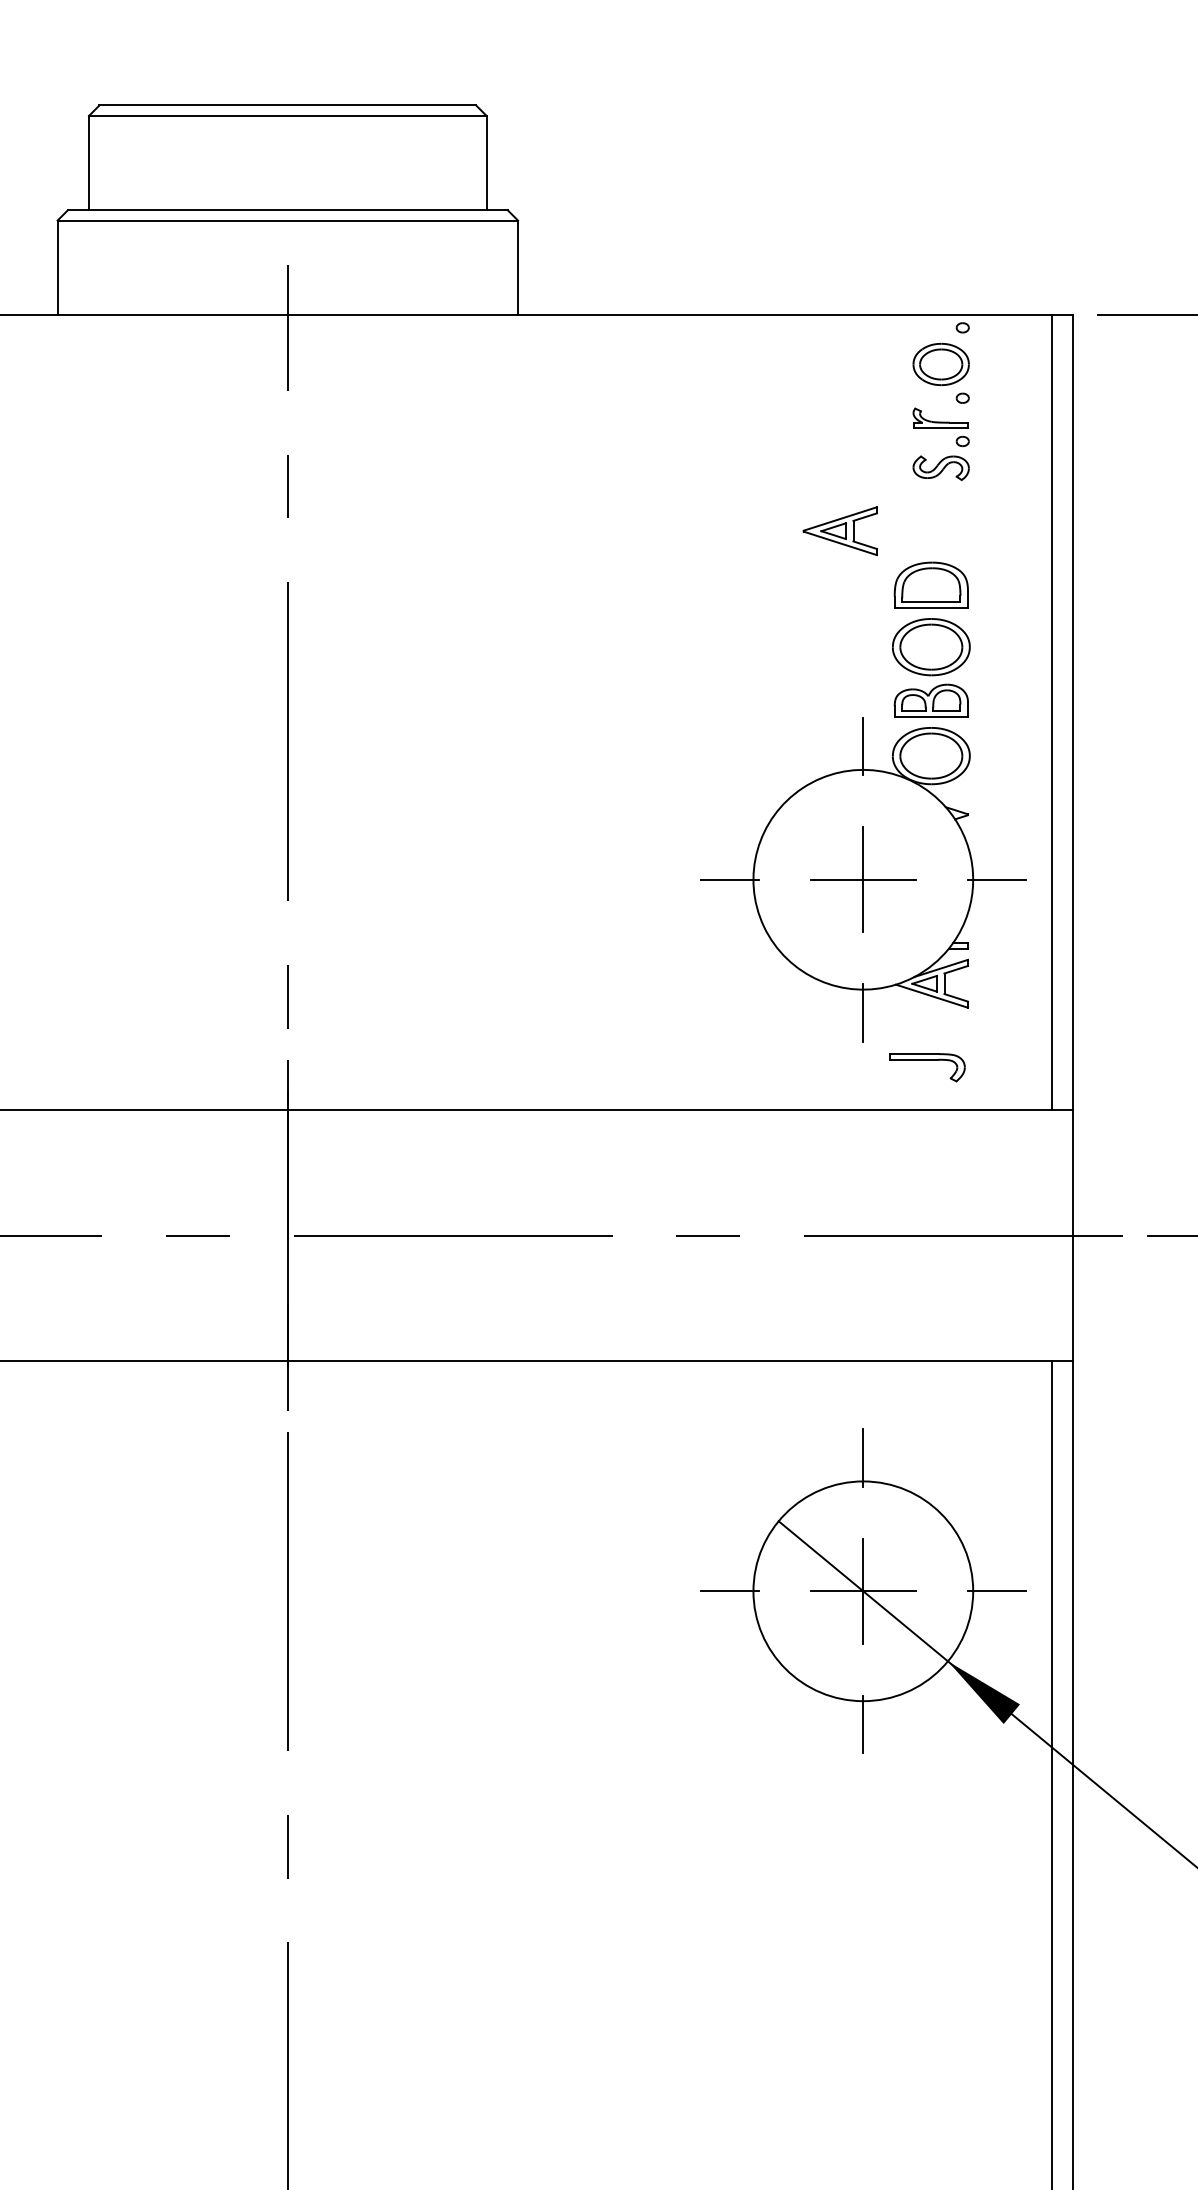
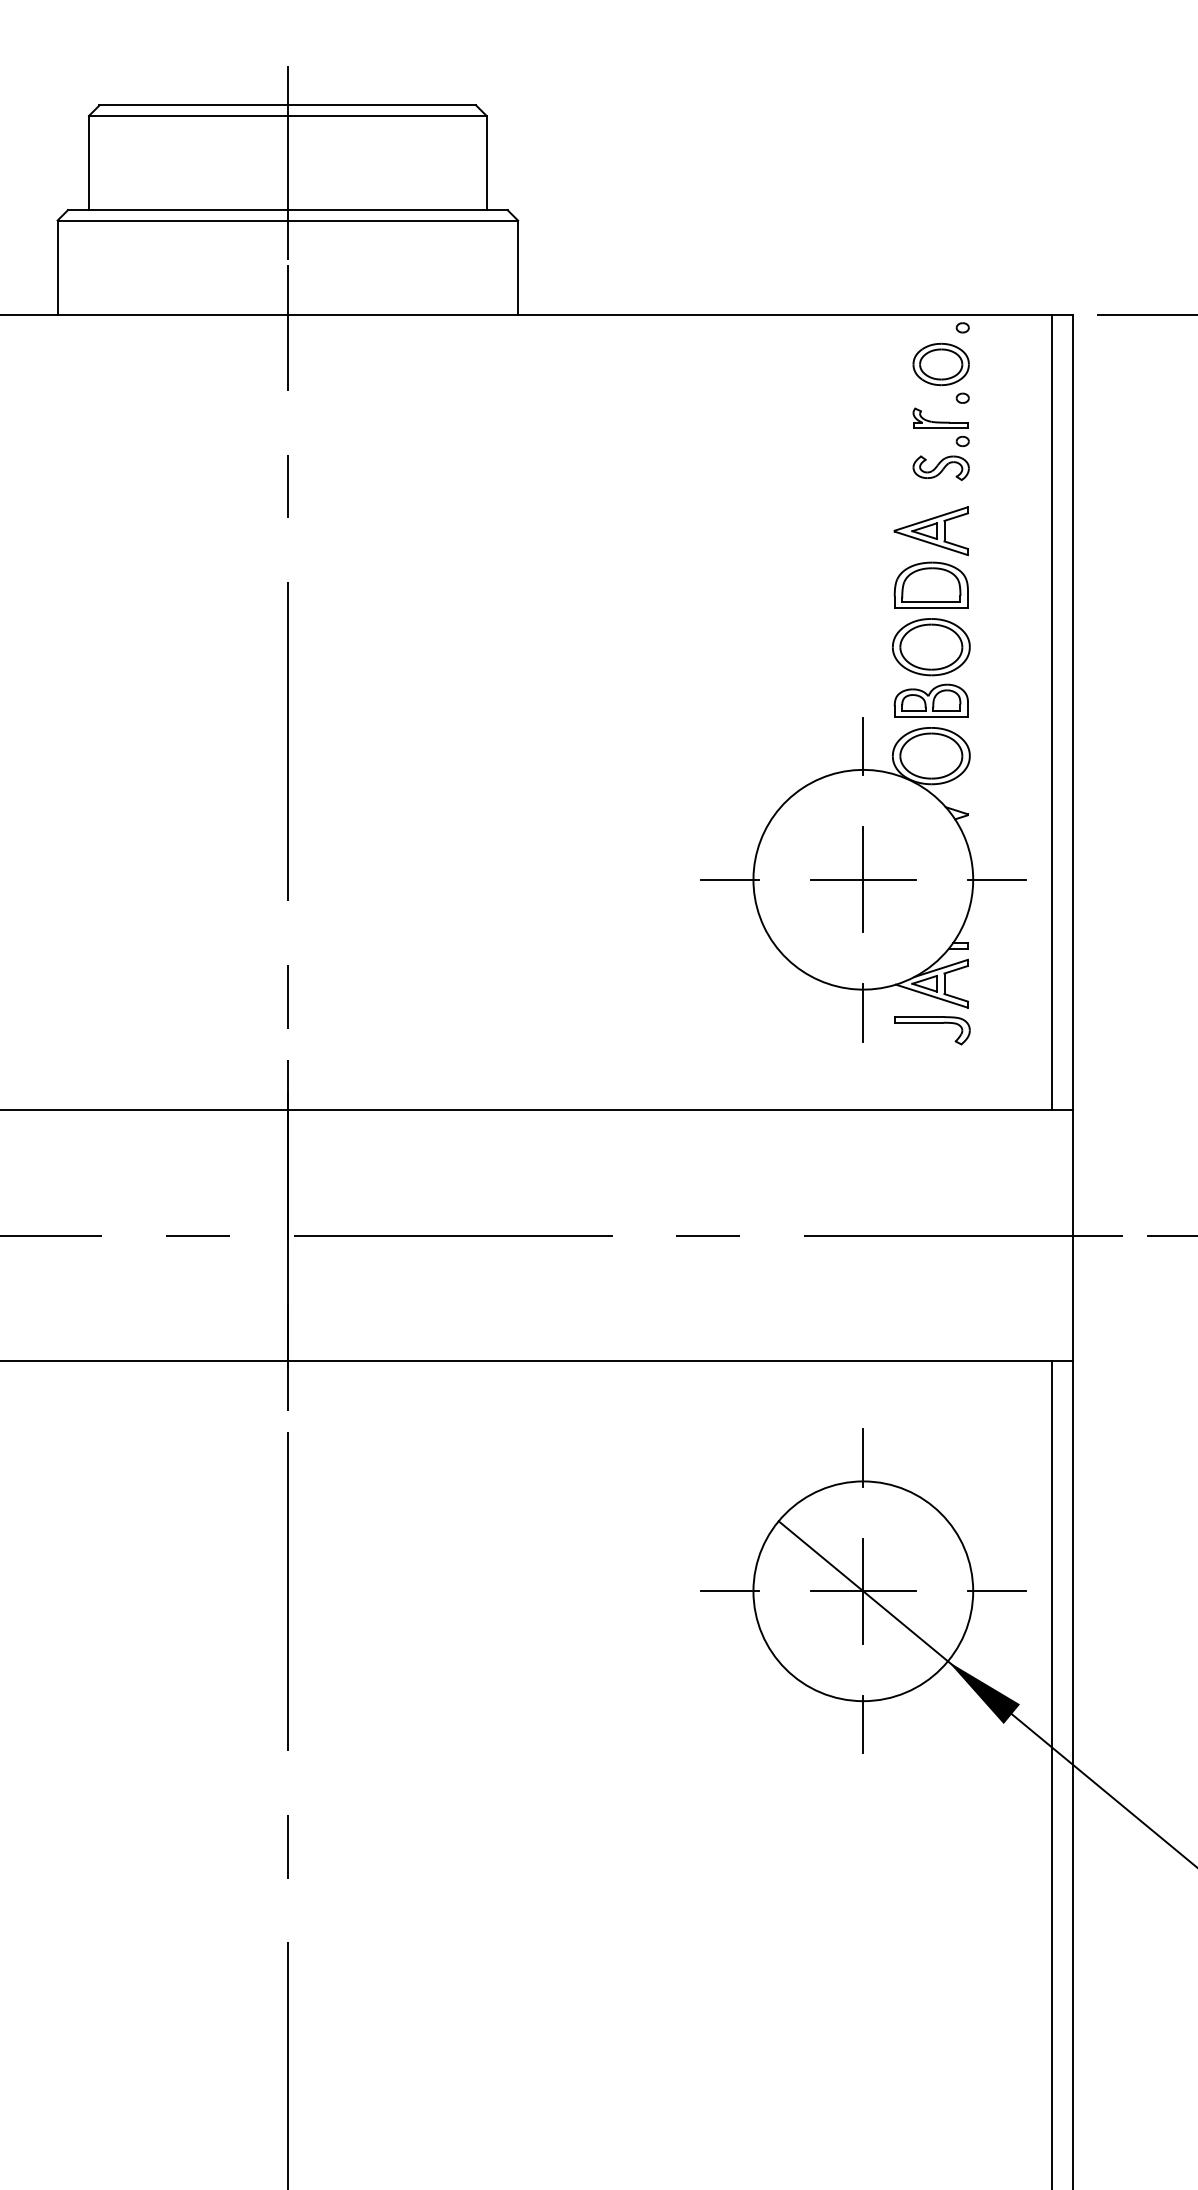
line: none -> present (287, 162)
part position: (839, 531) -> (930, 531) (930, 531)
part position: (927, 1060) -> (932, 1023) (932, 1023)
